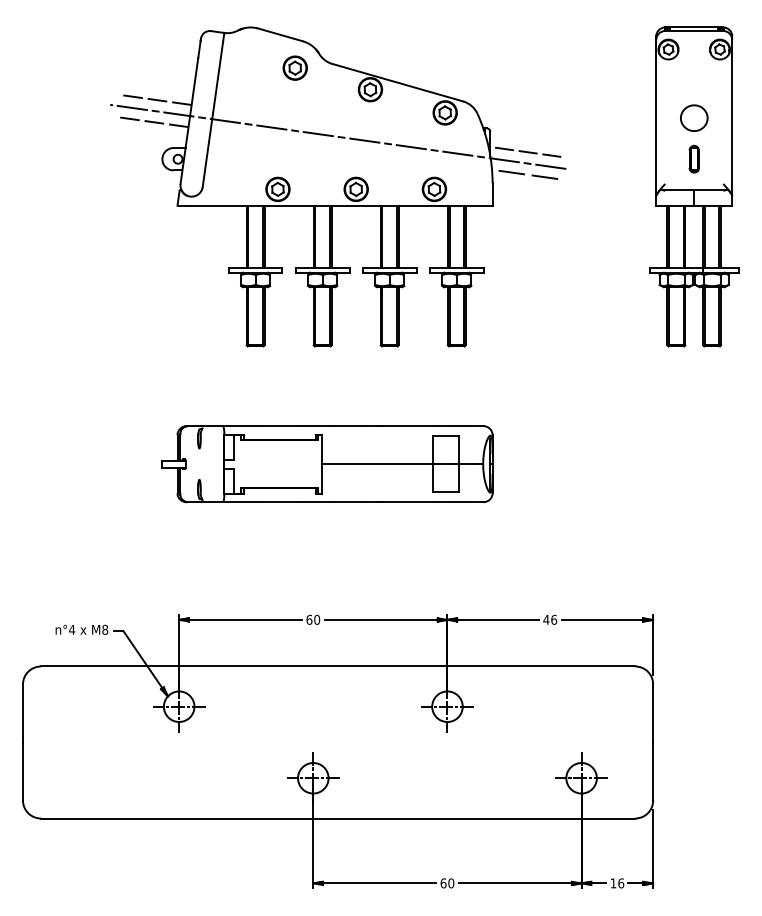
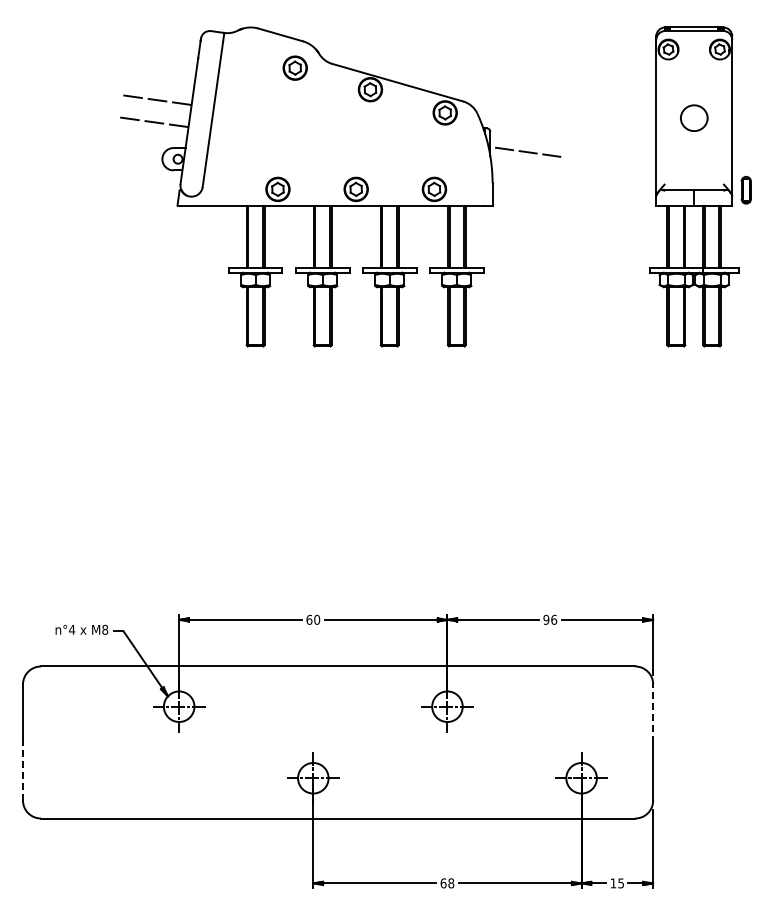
line: present -> none (338, 136)
part position: (693, 159) -> (745, 190) (745, 190)
line: present -> none (525, 174)
part: present -> none (327, 464)
text: 46 -> 96 (546, 619)
line: solid -> dashed (653, 712)
line: solid -> dashed (23, 771)
text: 60 -> 68 (451, 883)
text: 16 -> 15 (621, 883)
